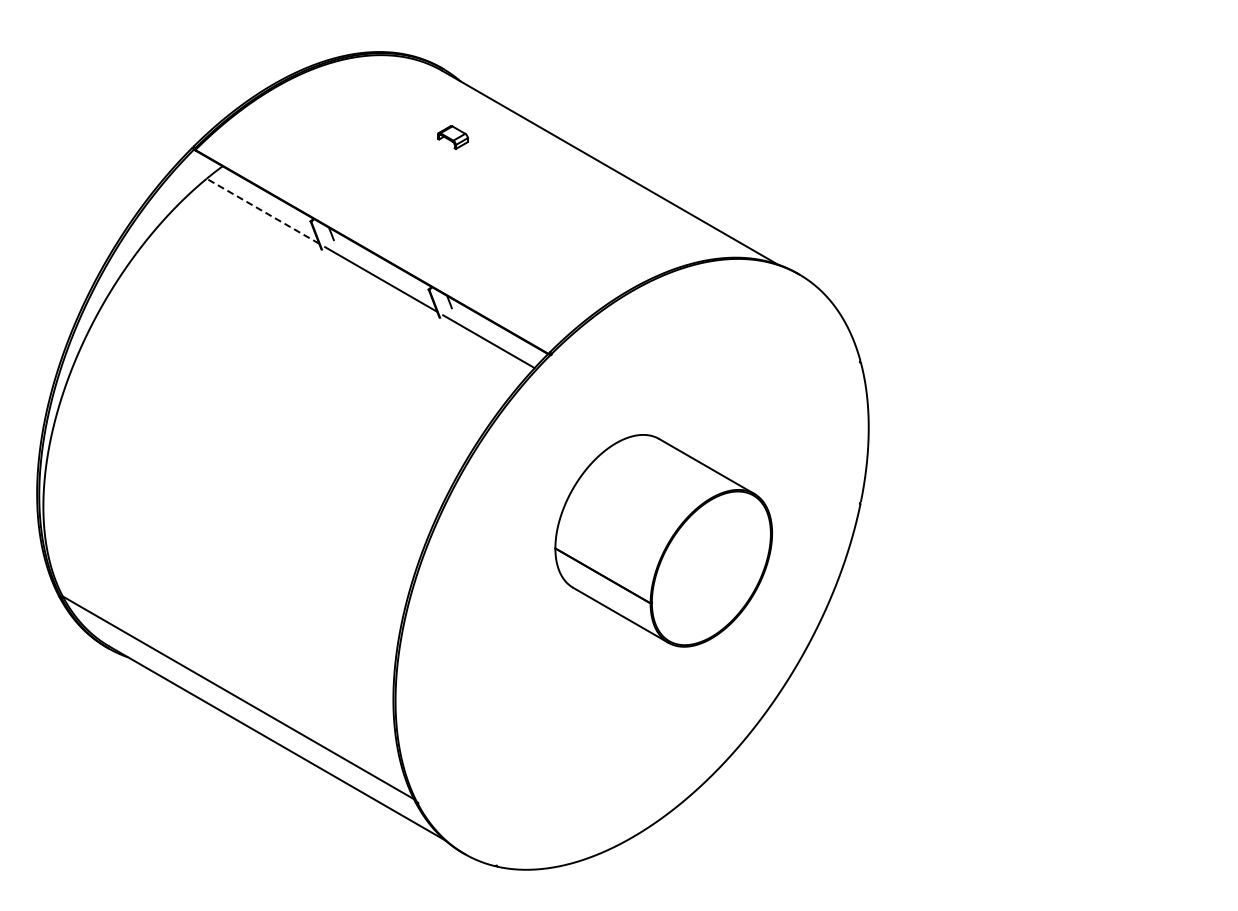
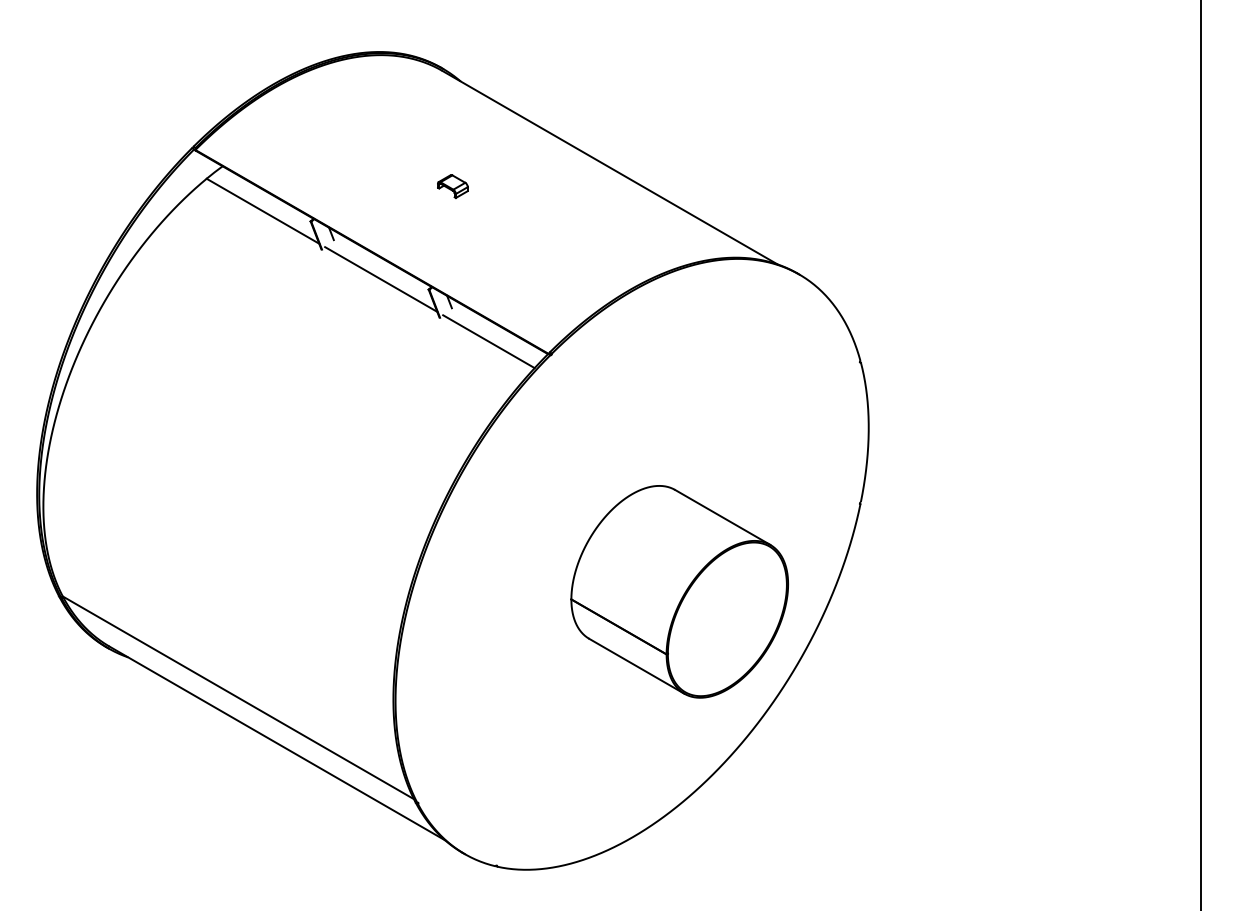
part position: (452, 137) -> (452, 186) (452, 186)
line: dashed -> solid (262, 211)
line: none -> present (1200, 454)
part position: (663, 540) -> (679, 591) (679, 591)
